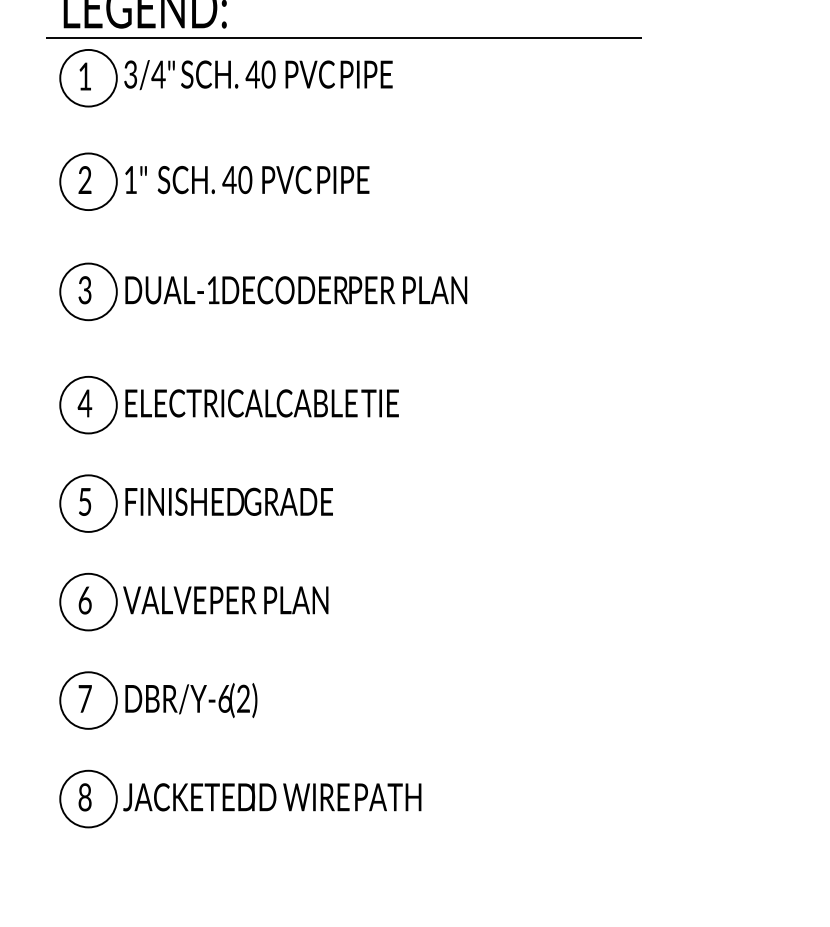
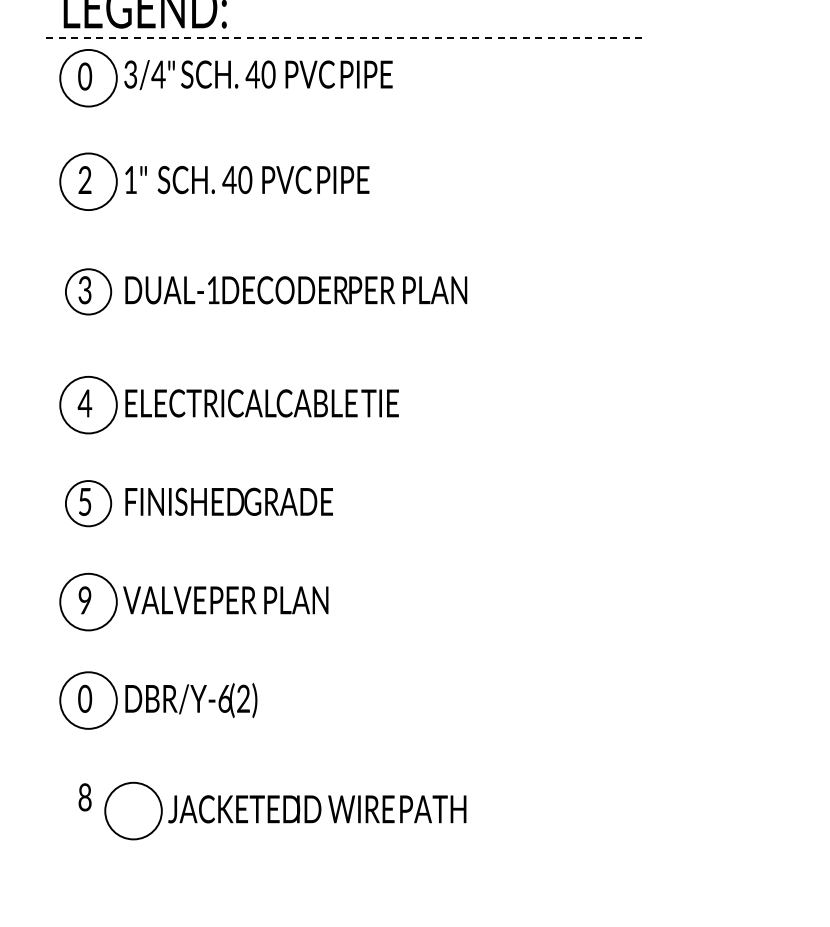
line: solid -> dashed (344, 38)
text: 1 -> 0 (85, 76)
circle diameter: 57 px -> 45 px (88, 291)
circle diameter: 57 px -> 45 px (88, 503)
text: 6 -> 9 (84, 600)
text: 7 -> 0 (85, 698)
part position: (240, 798) -> (285, 810) (285, 810)
